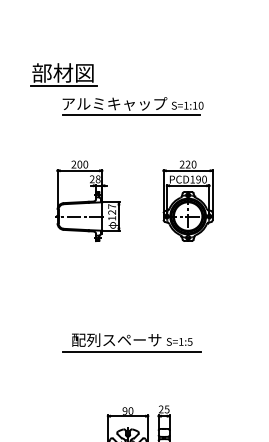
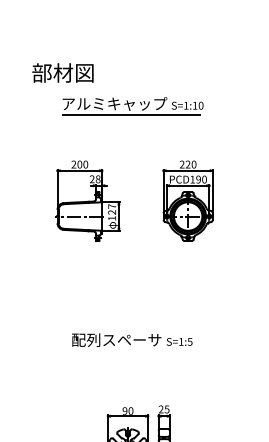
line: present -> none (64, 86)
line: present -> none (132, 351)
